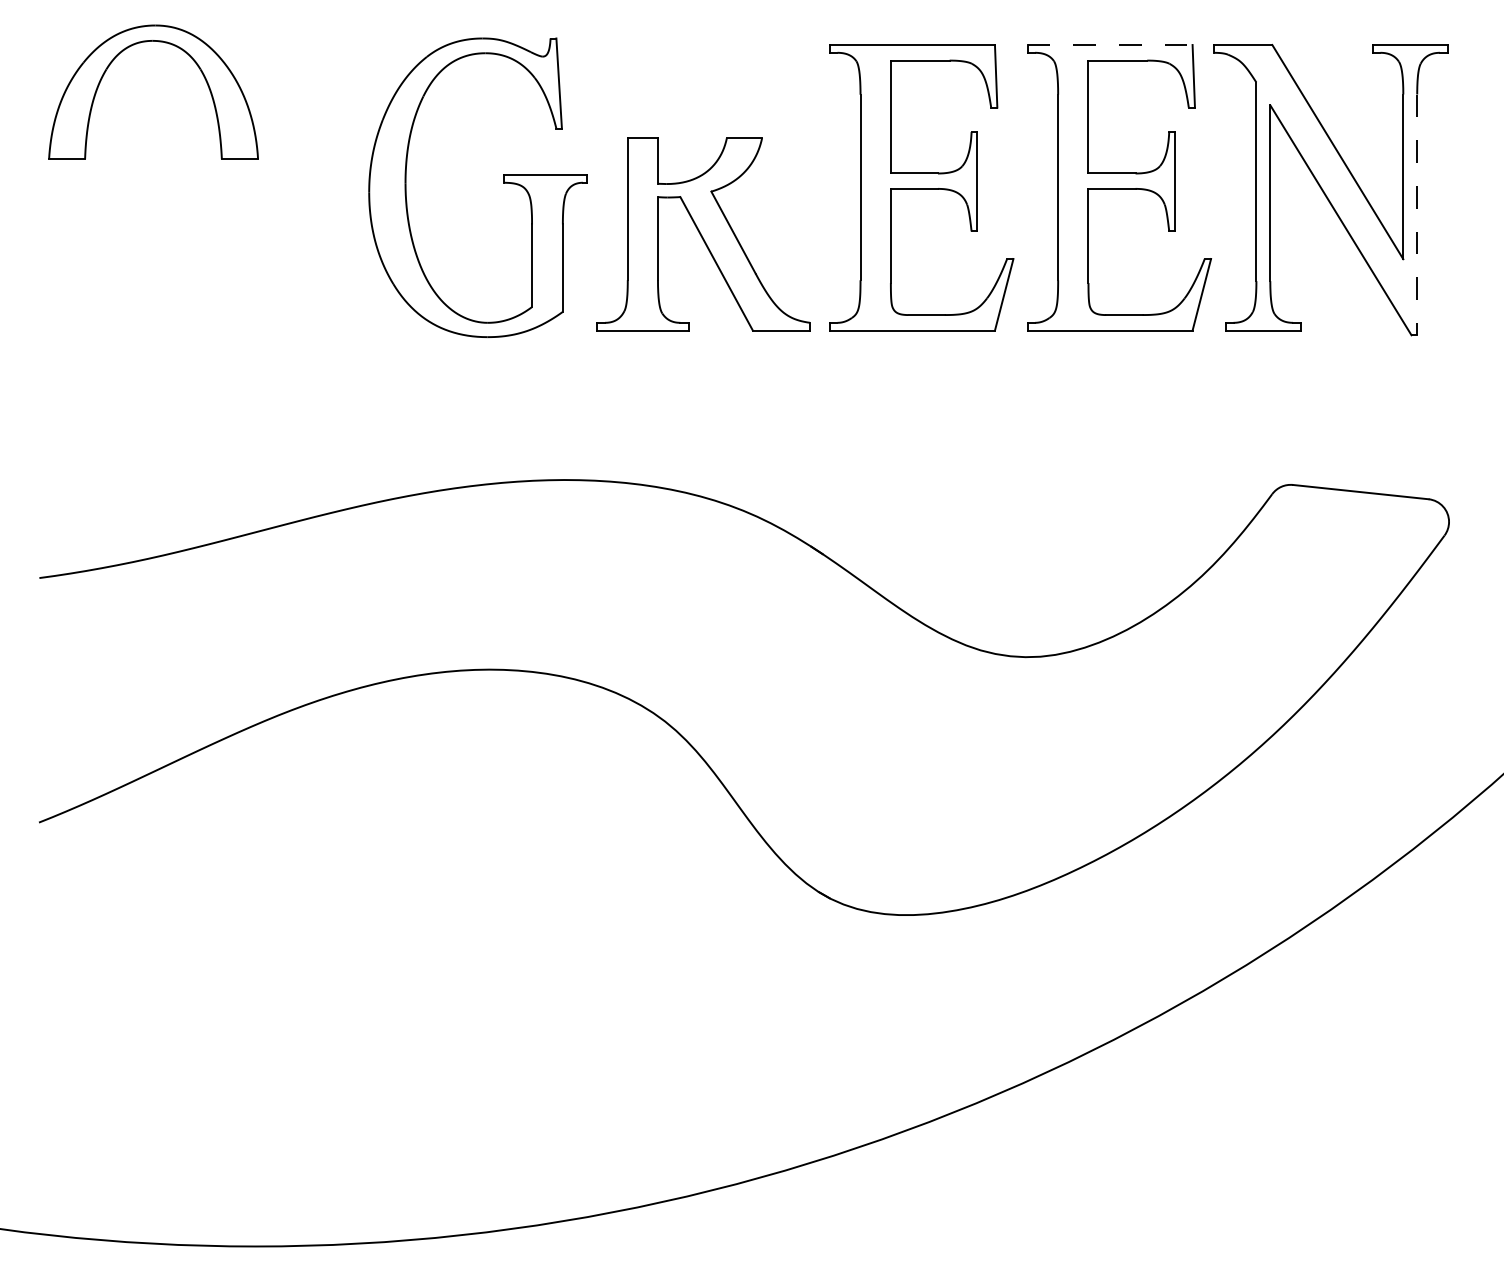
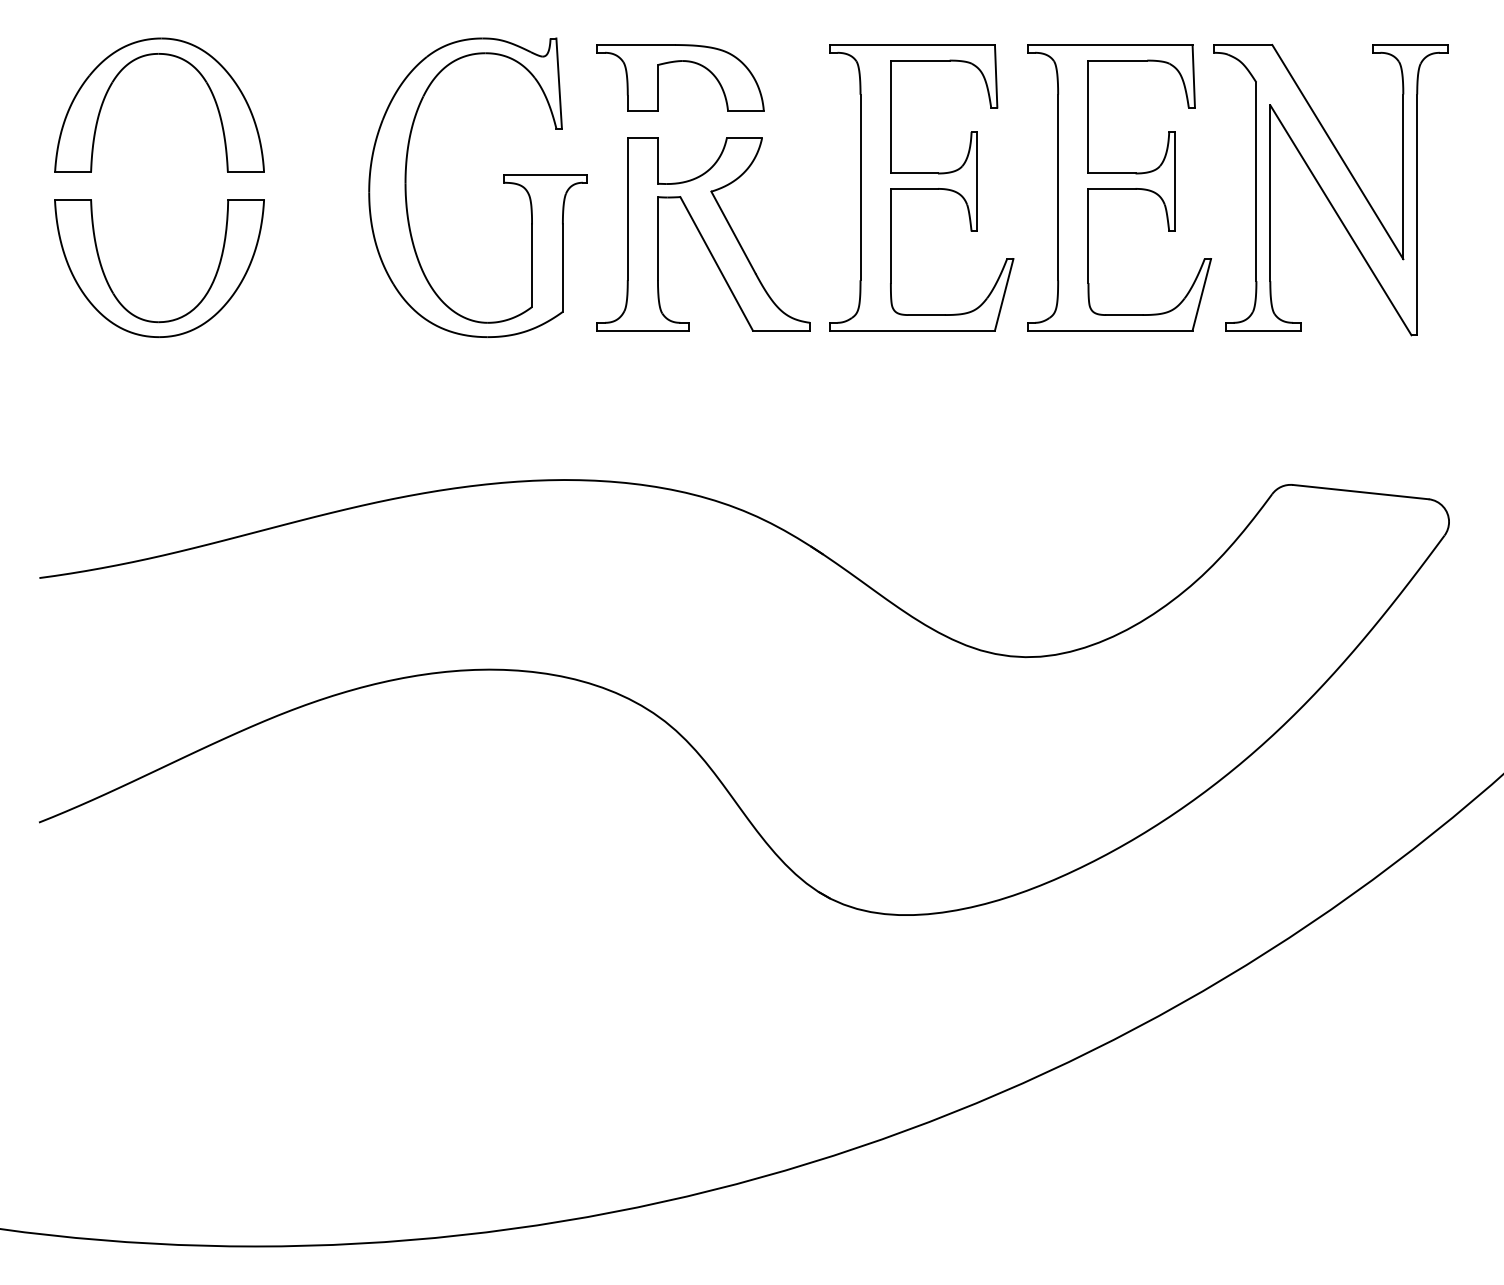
part position: (159, 42) -> (165, 55) (165, 55)
line: dashed -> solid (1110, 45)
part: none -> present (678, 62)
line: dashed -> solid (1417, 215)
part: none -> present (119, 300)
